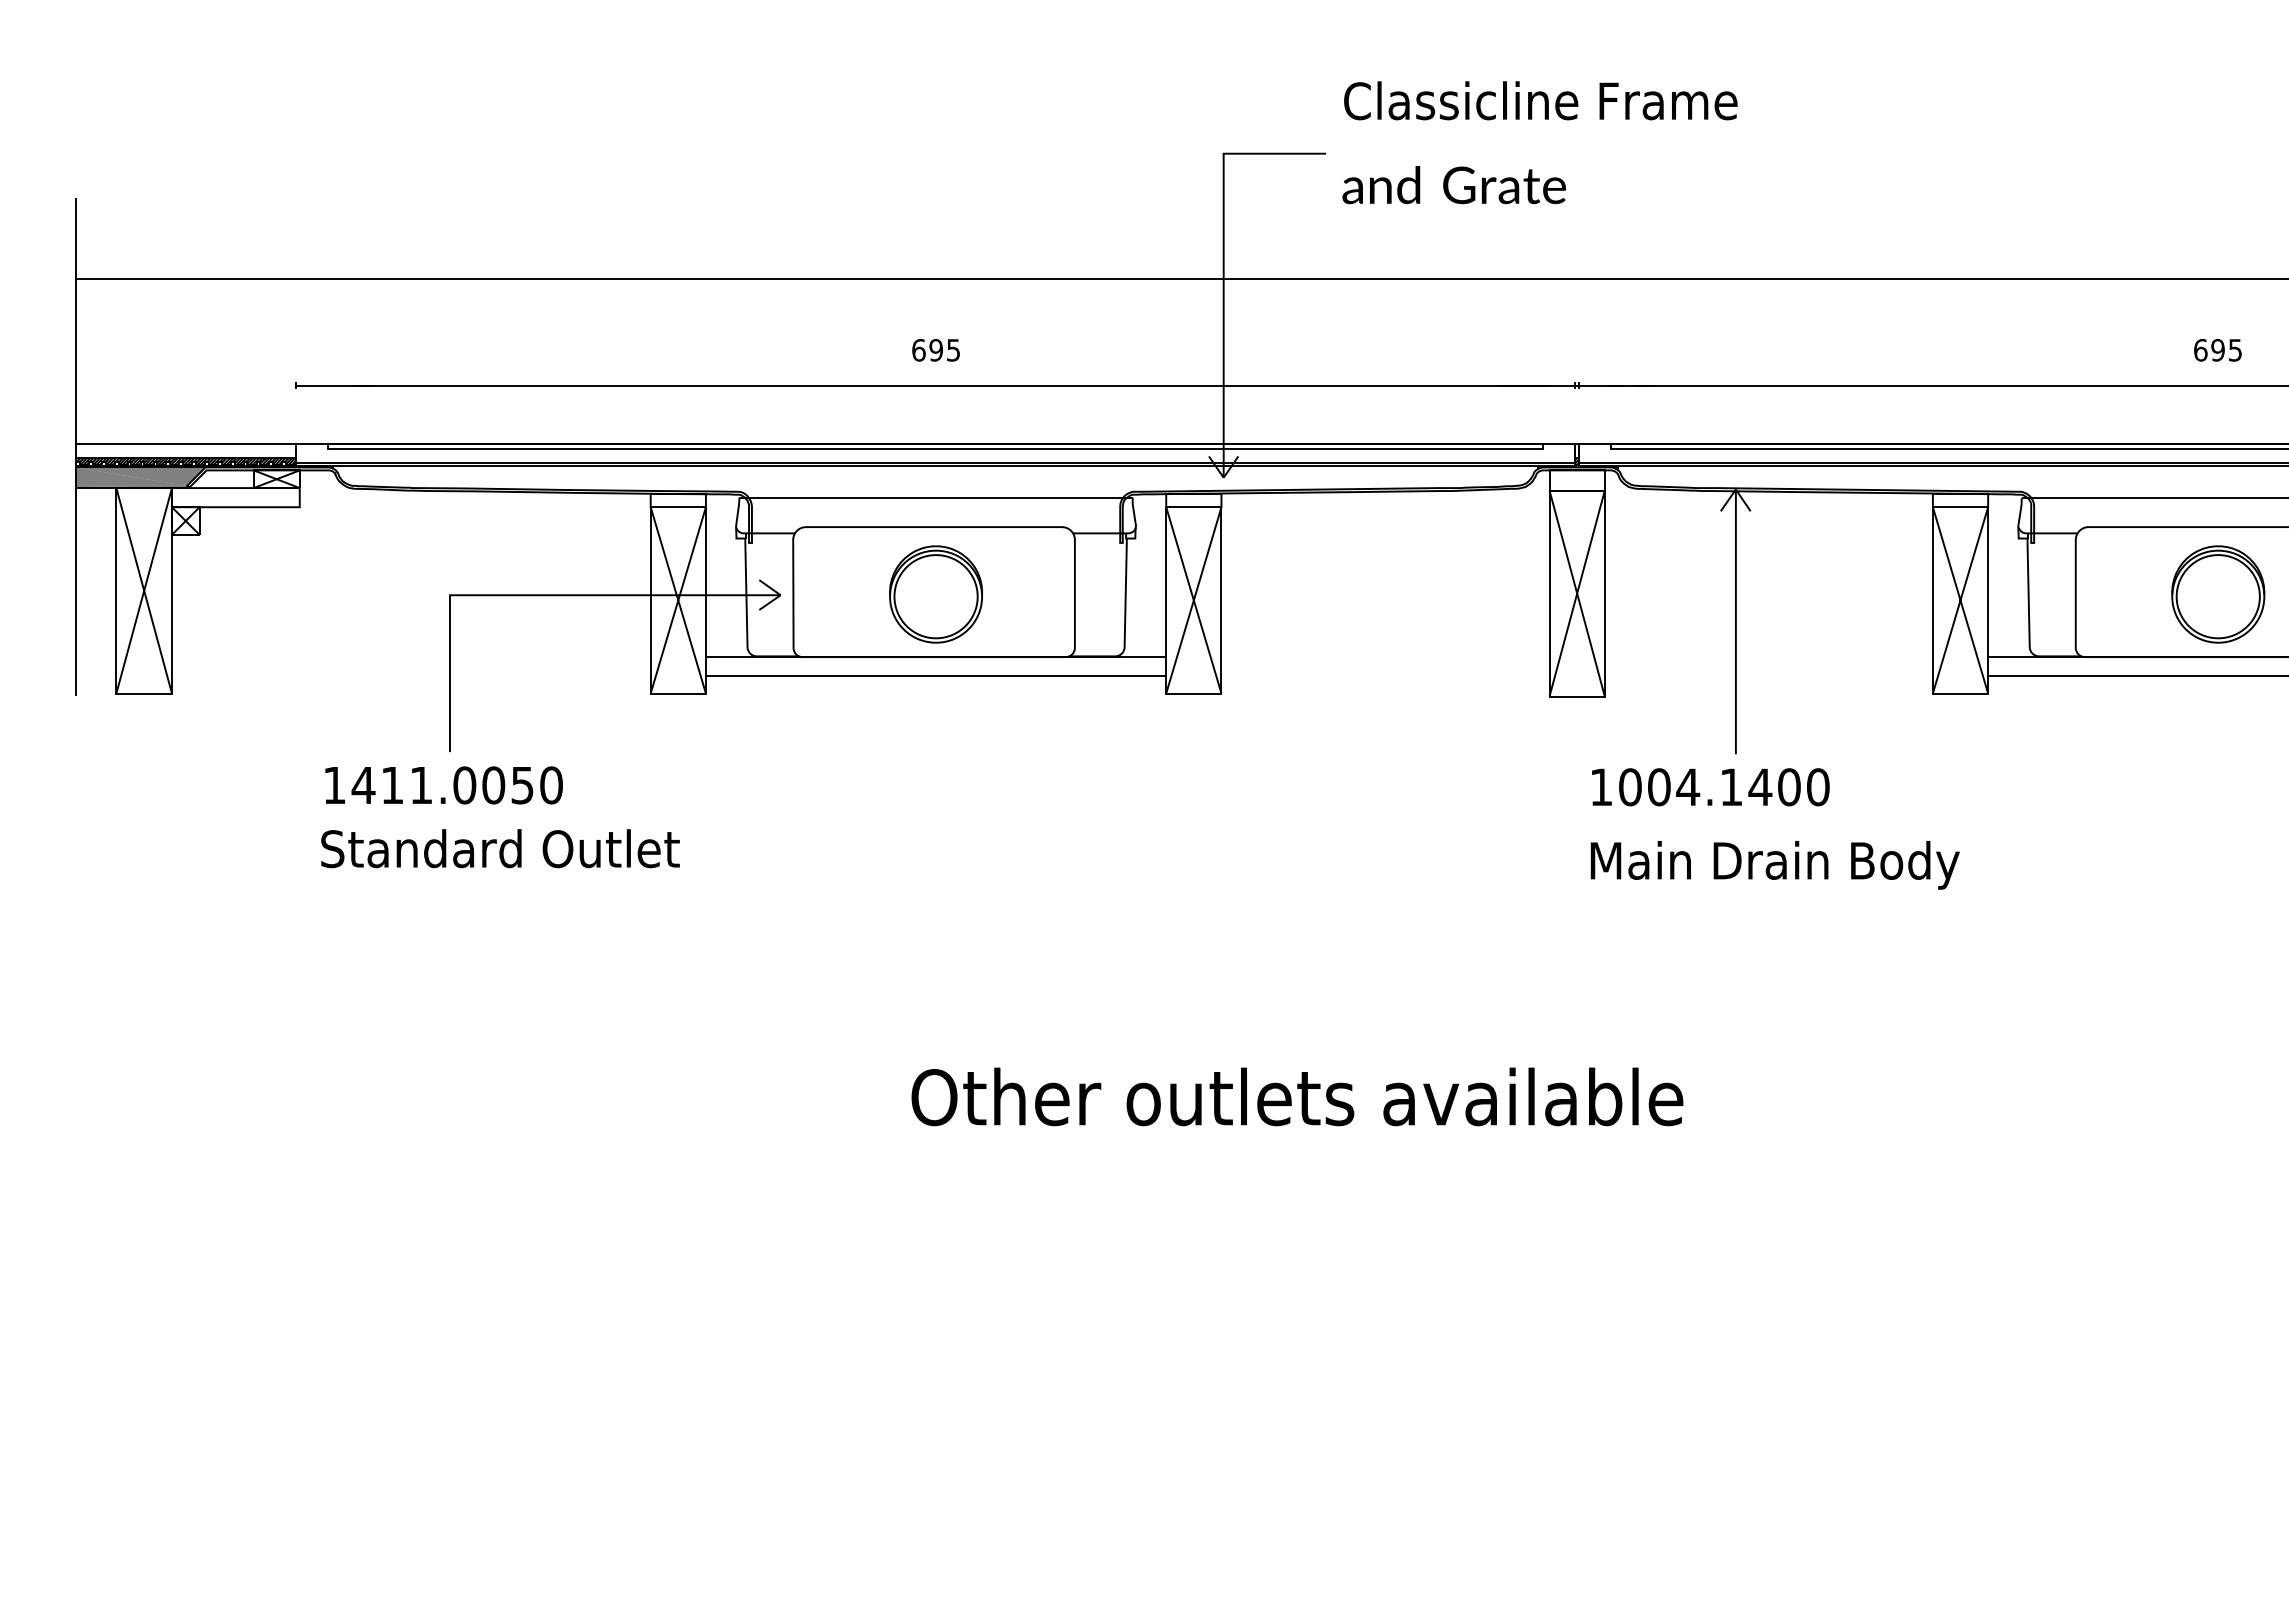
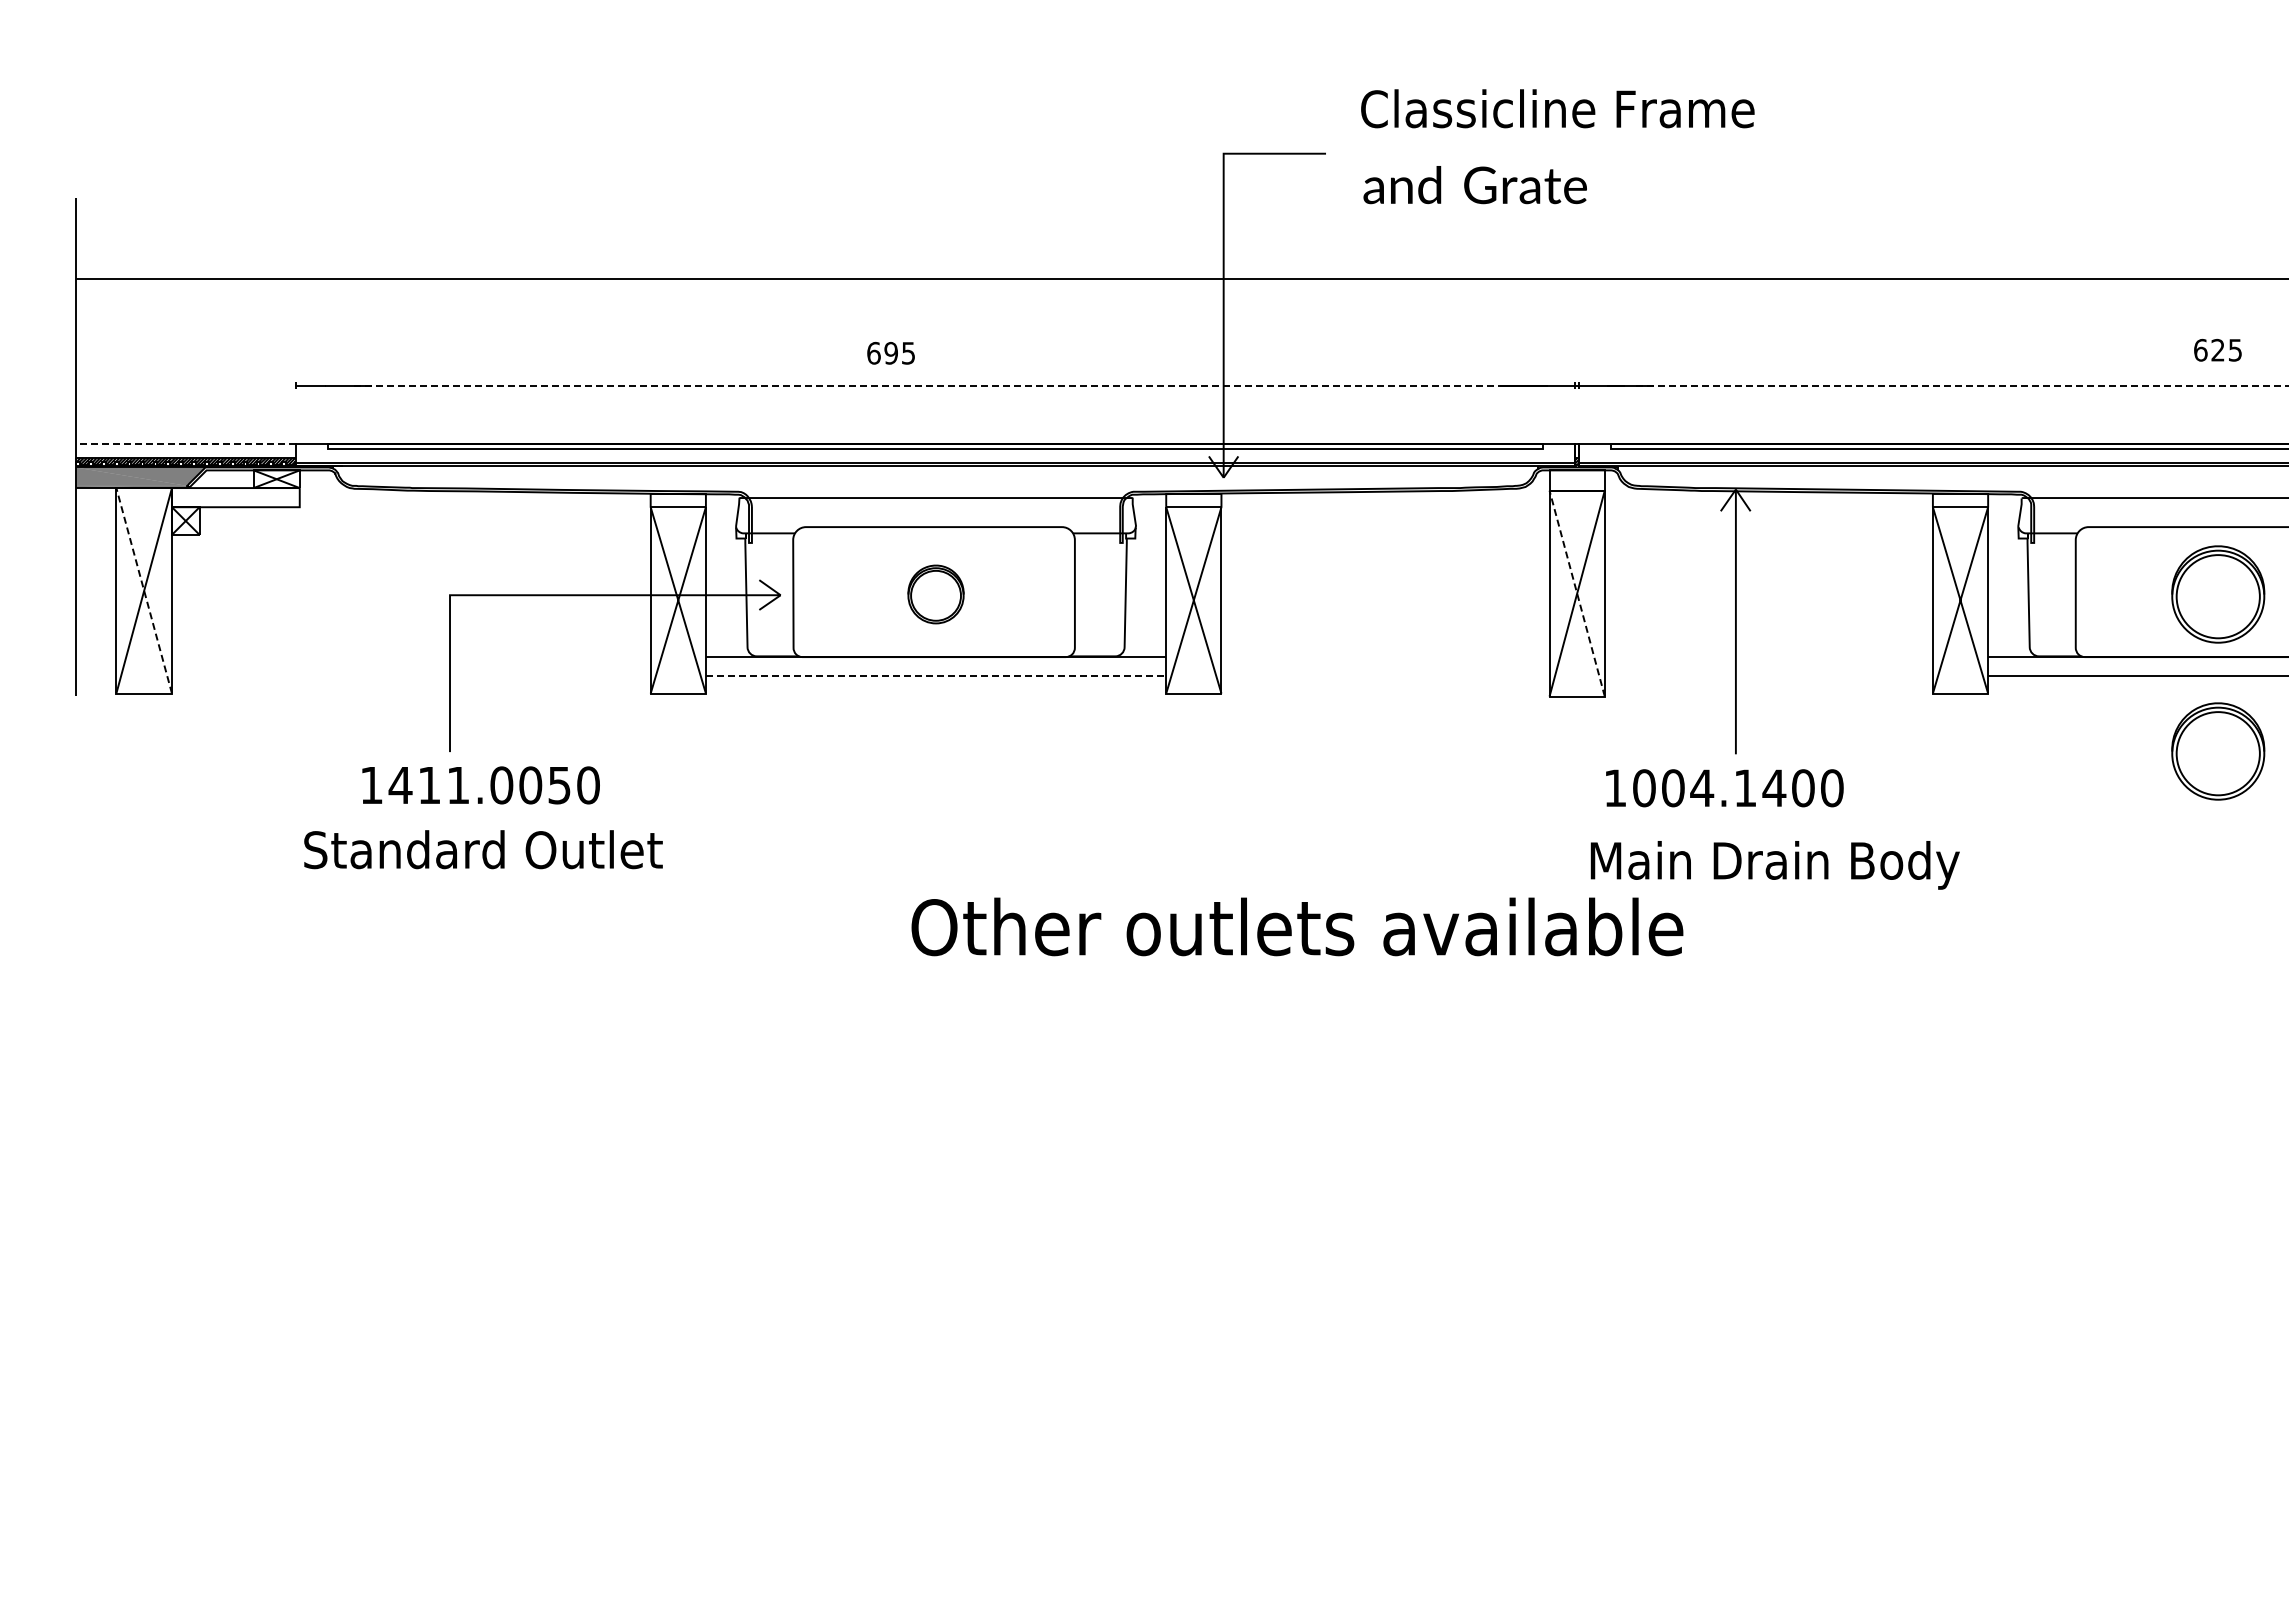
text position: (1540, 100) -> (1557, 108) (1557, 108)
text position: (1453, 185) -> (1474, 185) (1474, 185)
text position: (935, 350) -> (890, 353) (890, 353)
text: 695 -> 625 (2217, 350)
line: solid -> dashed (936, 386)
line: solid -> dashed (1962, 386)
line: solid -> dashed (185, 443)
line: solid -> dashed (144, 590)
line: solid -> dashed (1577, 593)
part size: 94x99 px -> 58x61 px (935, 594)
line: solid -> dashed (936, 675)
part: none -> present (2218, 751)
text position: (443, 785) -> (480, 785) (480, 785)
text position: (1710, 787) -> (1724, 788) (1724, 788)
text position: (500, 848) -> (483, 849) (483, 849)
text position: (1297, 1096) -> (1297, 926) (1297, 926)
